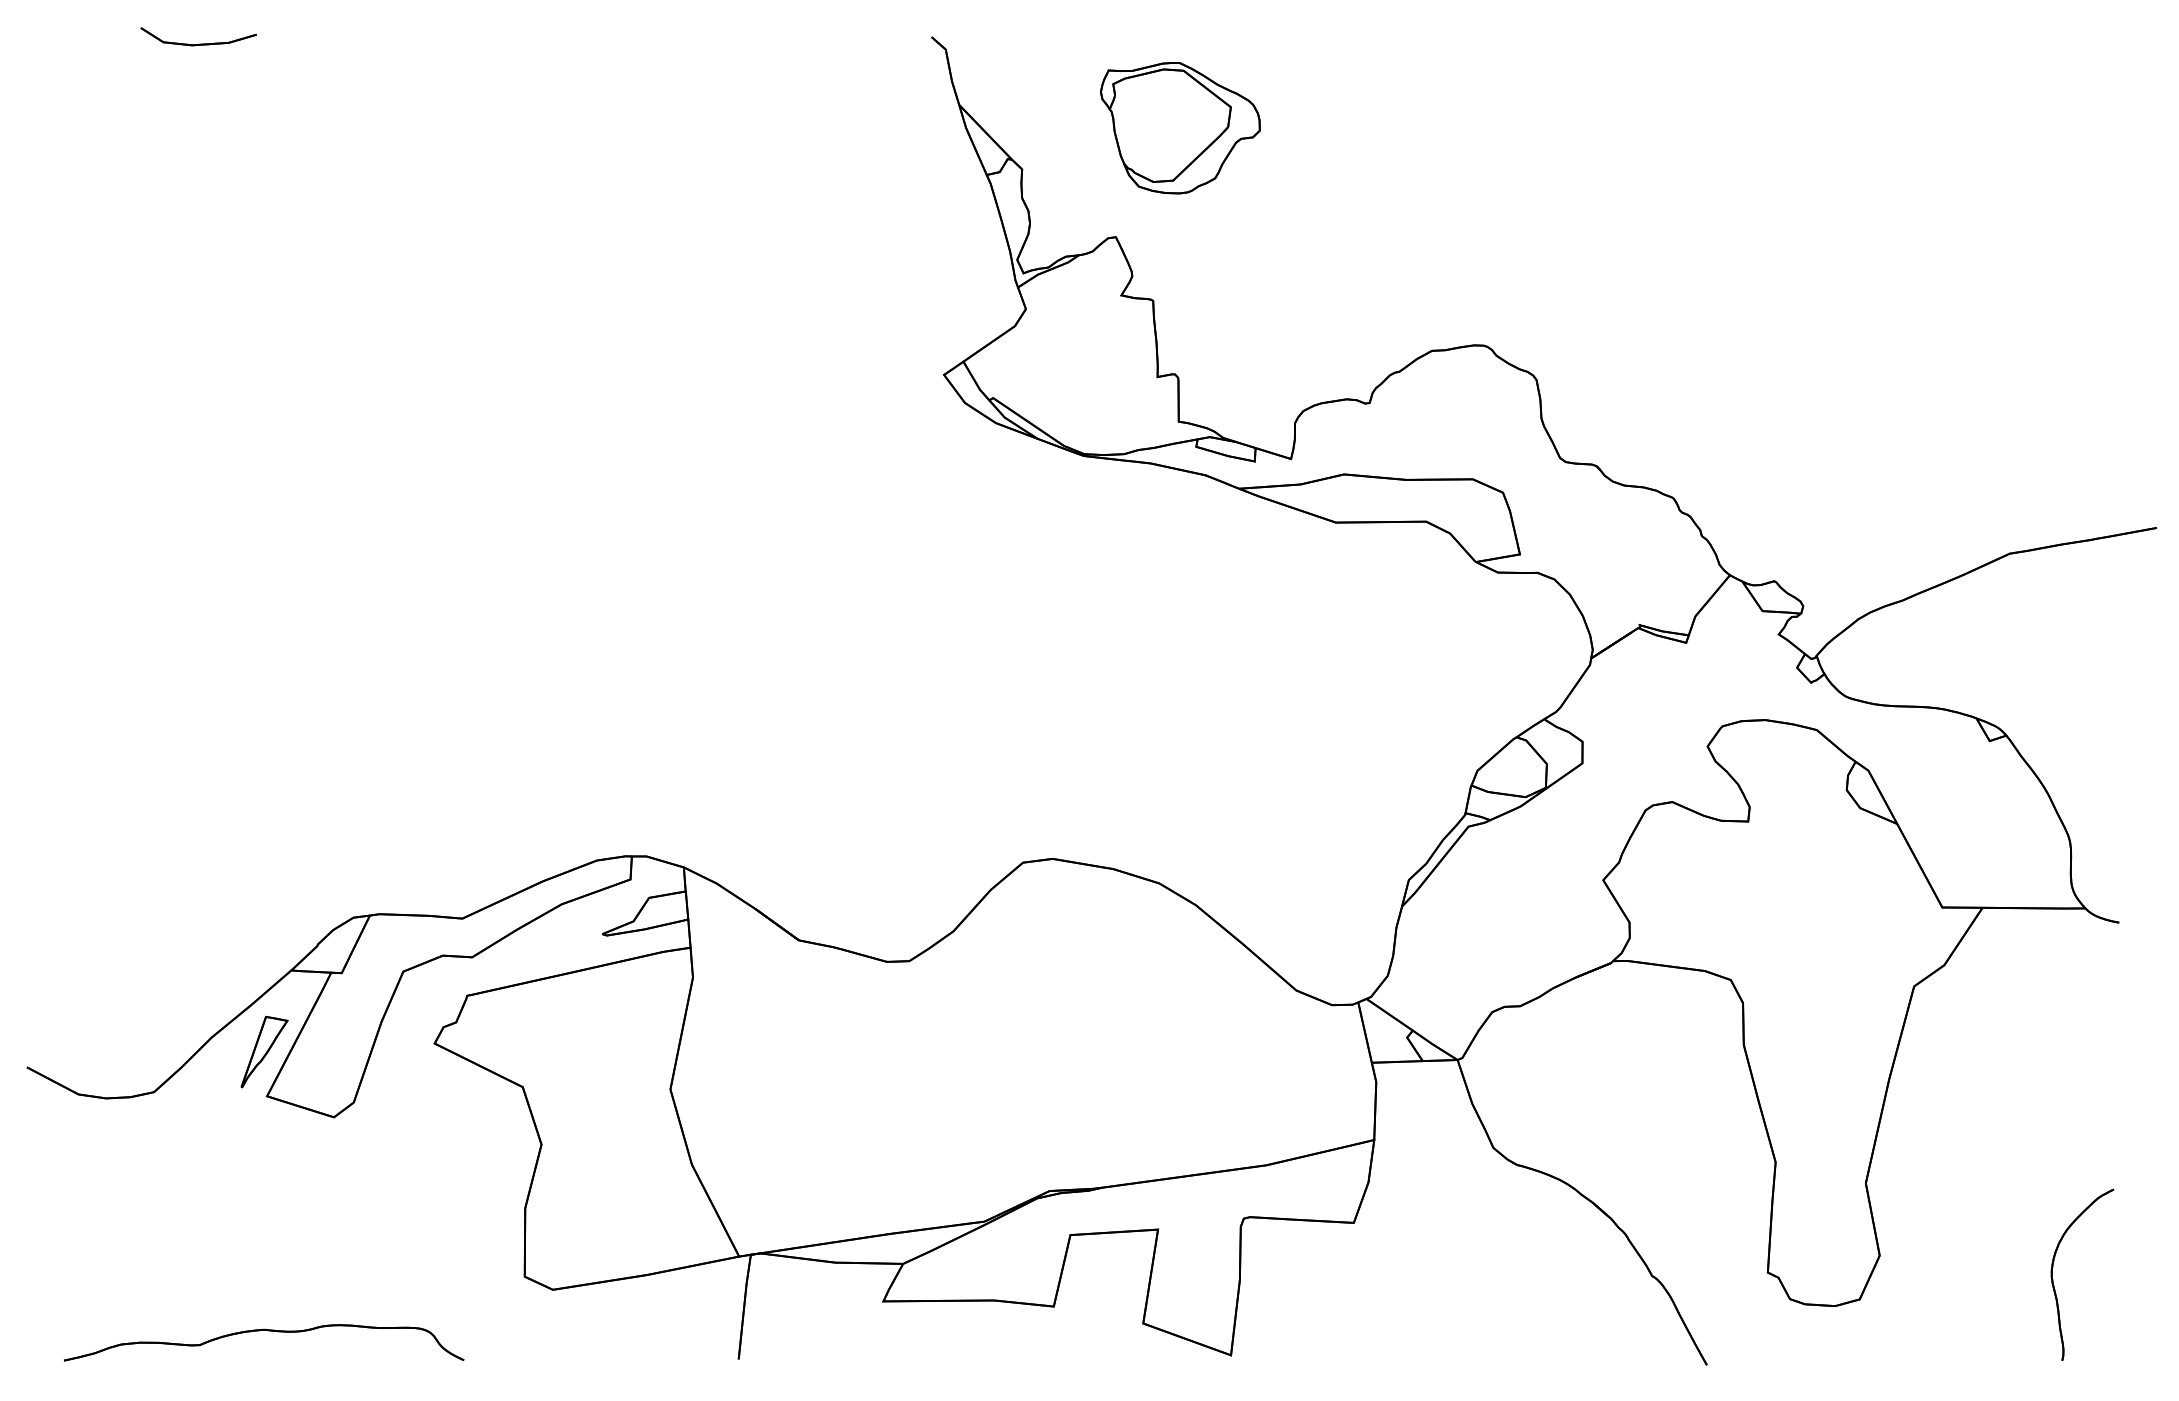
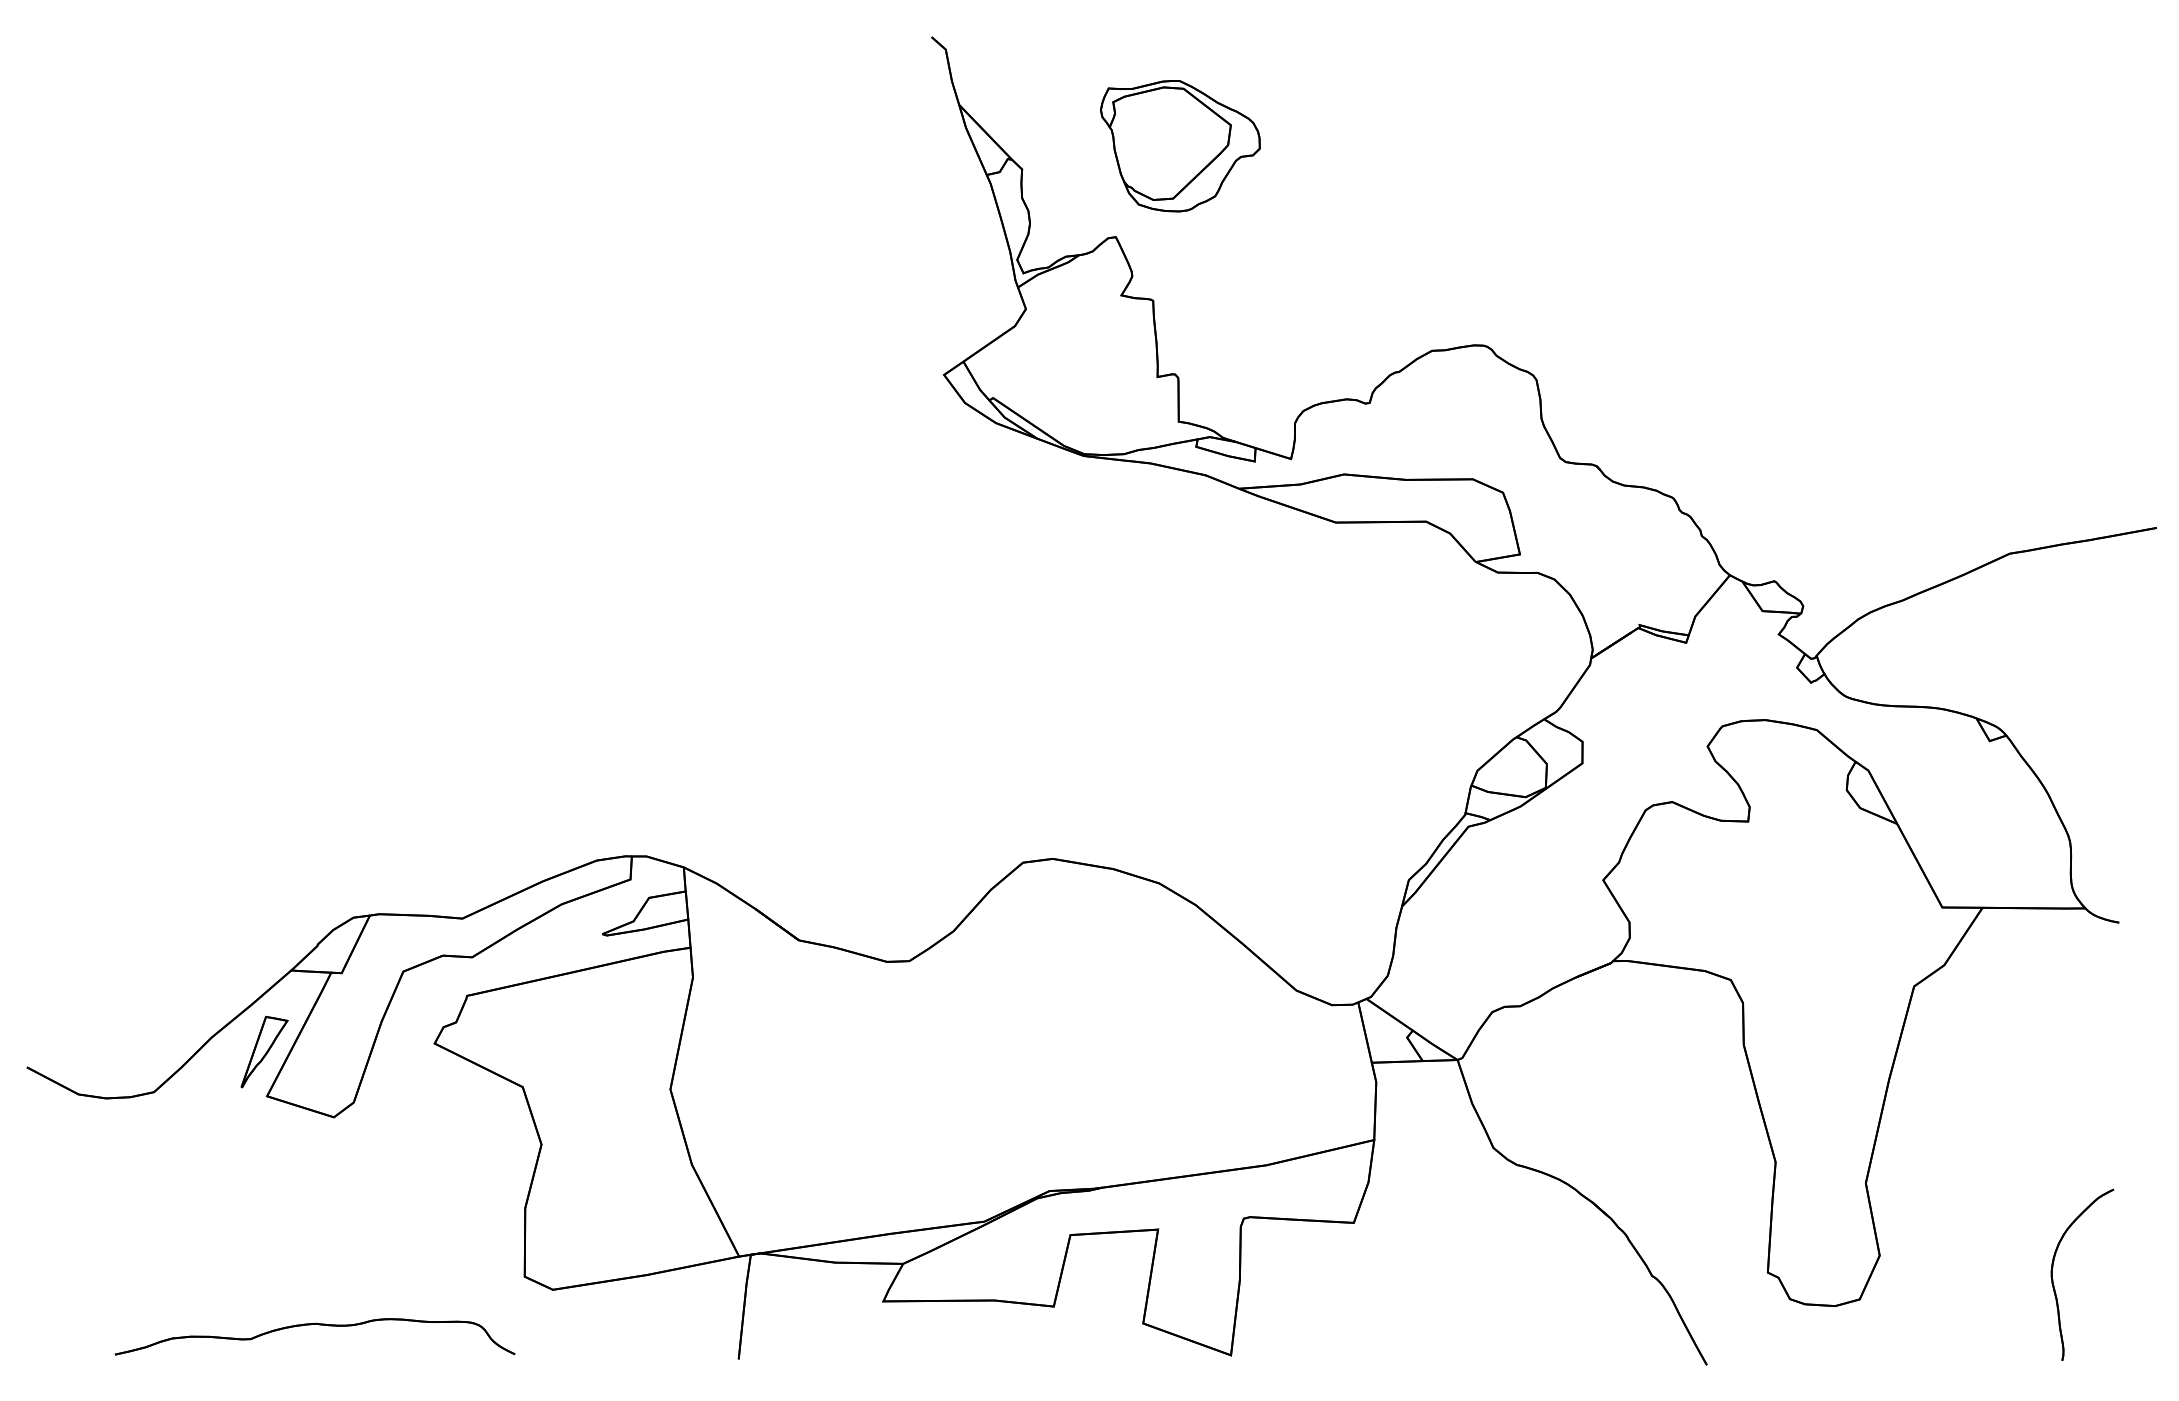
part: present -> none (199, 43)
part position: (1180, 128) -> (1180, 146) (1180, 146)
part position: (268, 1331) -> (319, 1325) (319, 1325)
